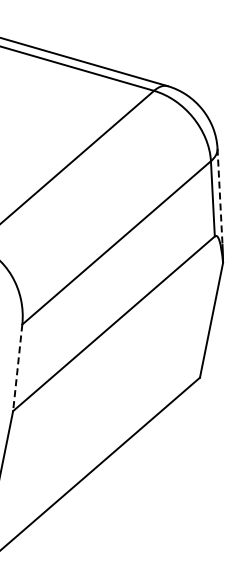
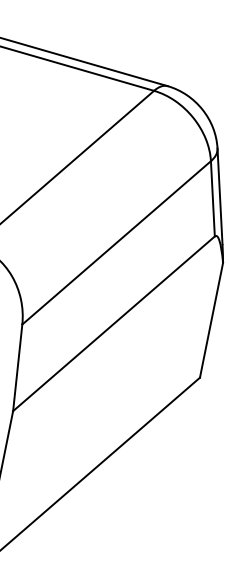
line: dashed -> solid (220, 196)
line: dashed -> solid (17, 367)
